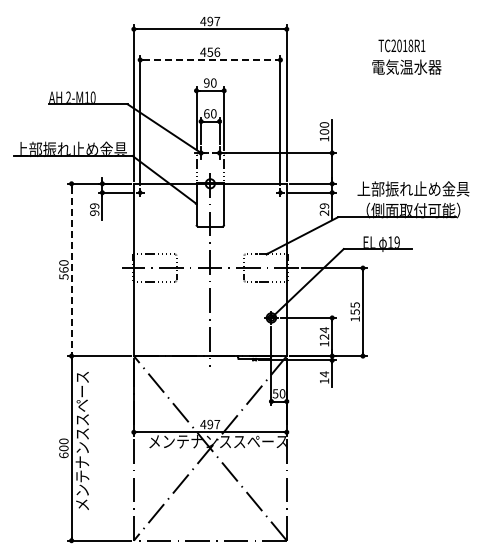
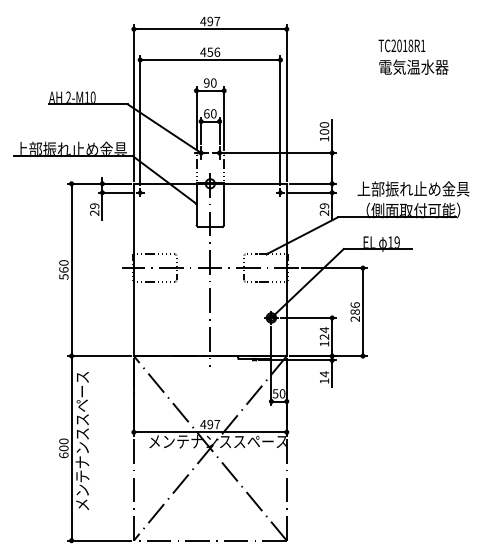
line: dashed -> solid (210, 60)
text position: (406, 66) -> (413, 66) (413, 66)
text: 99 -> 29 (94, 212)
line: dashed -> solid (71, 270)
text: 155 -> 286 (354, 311)
